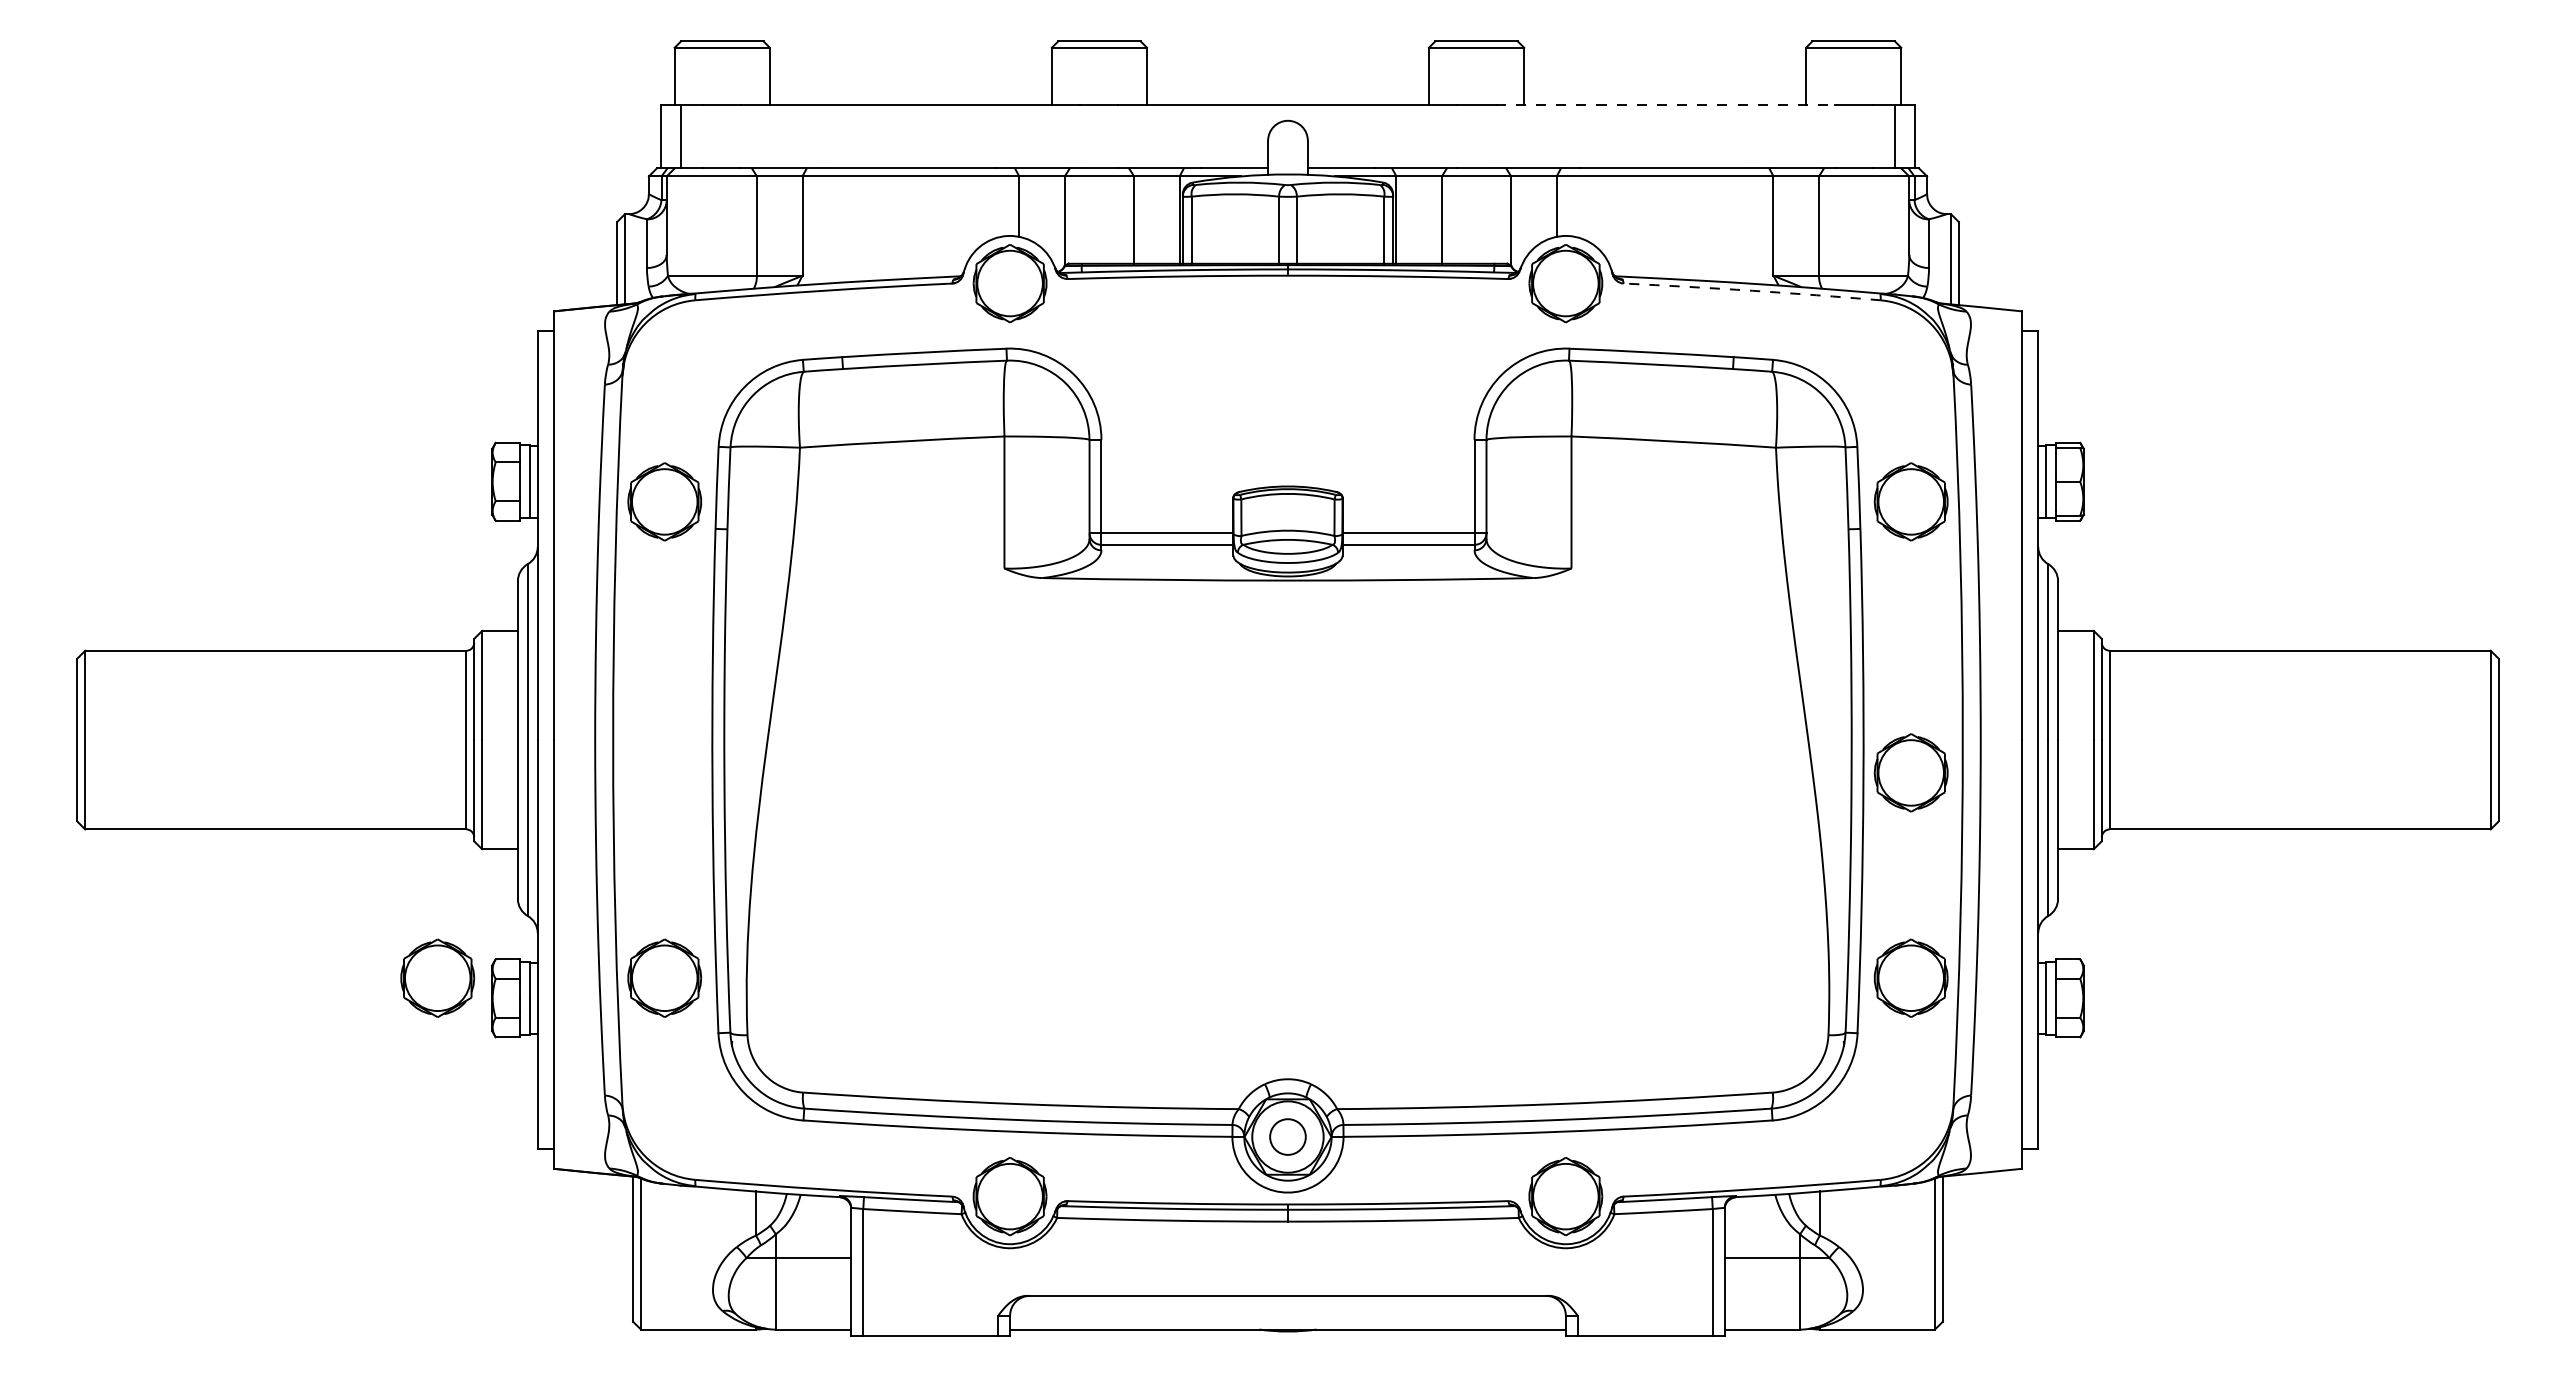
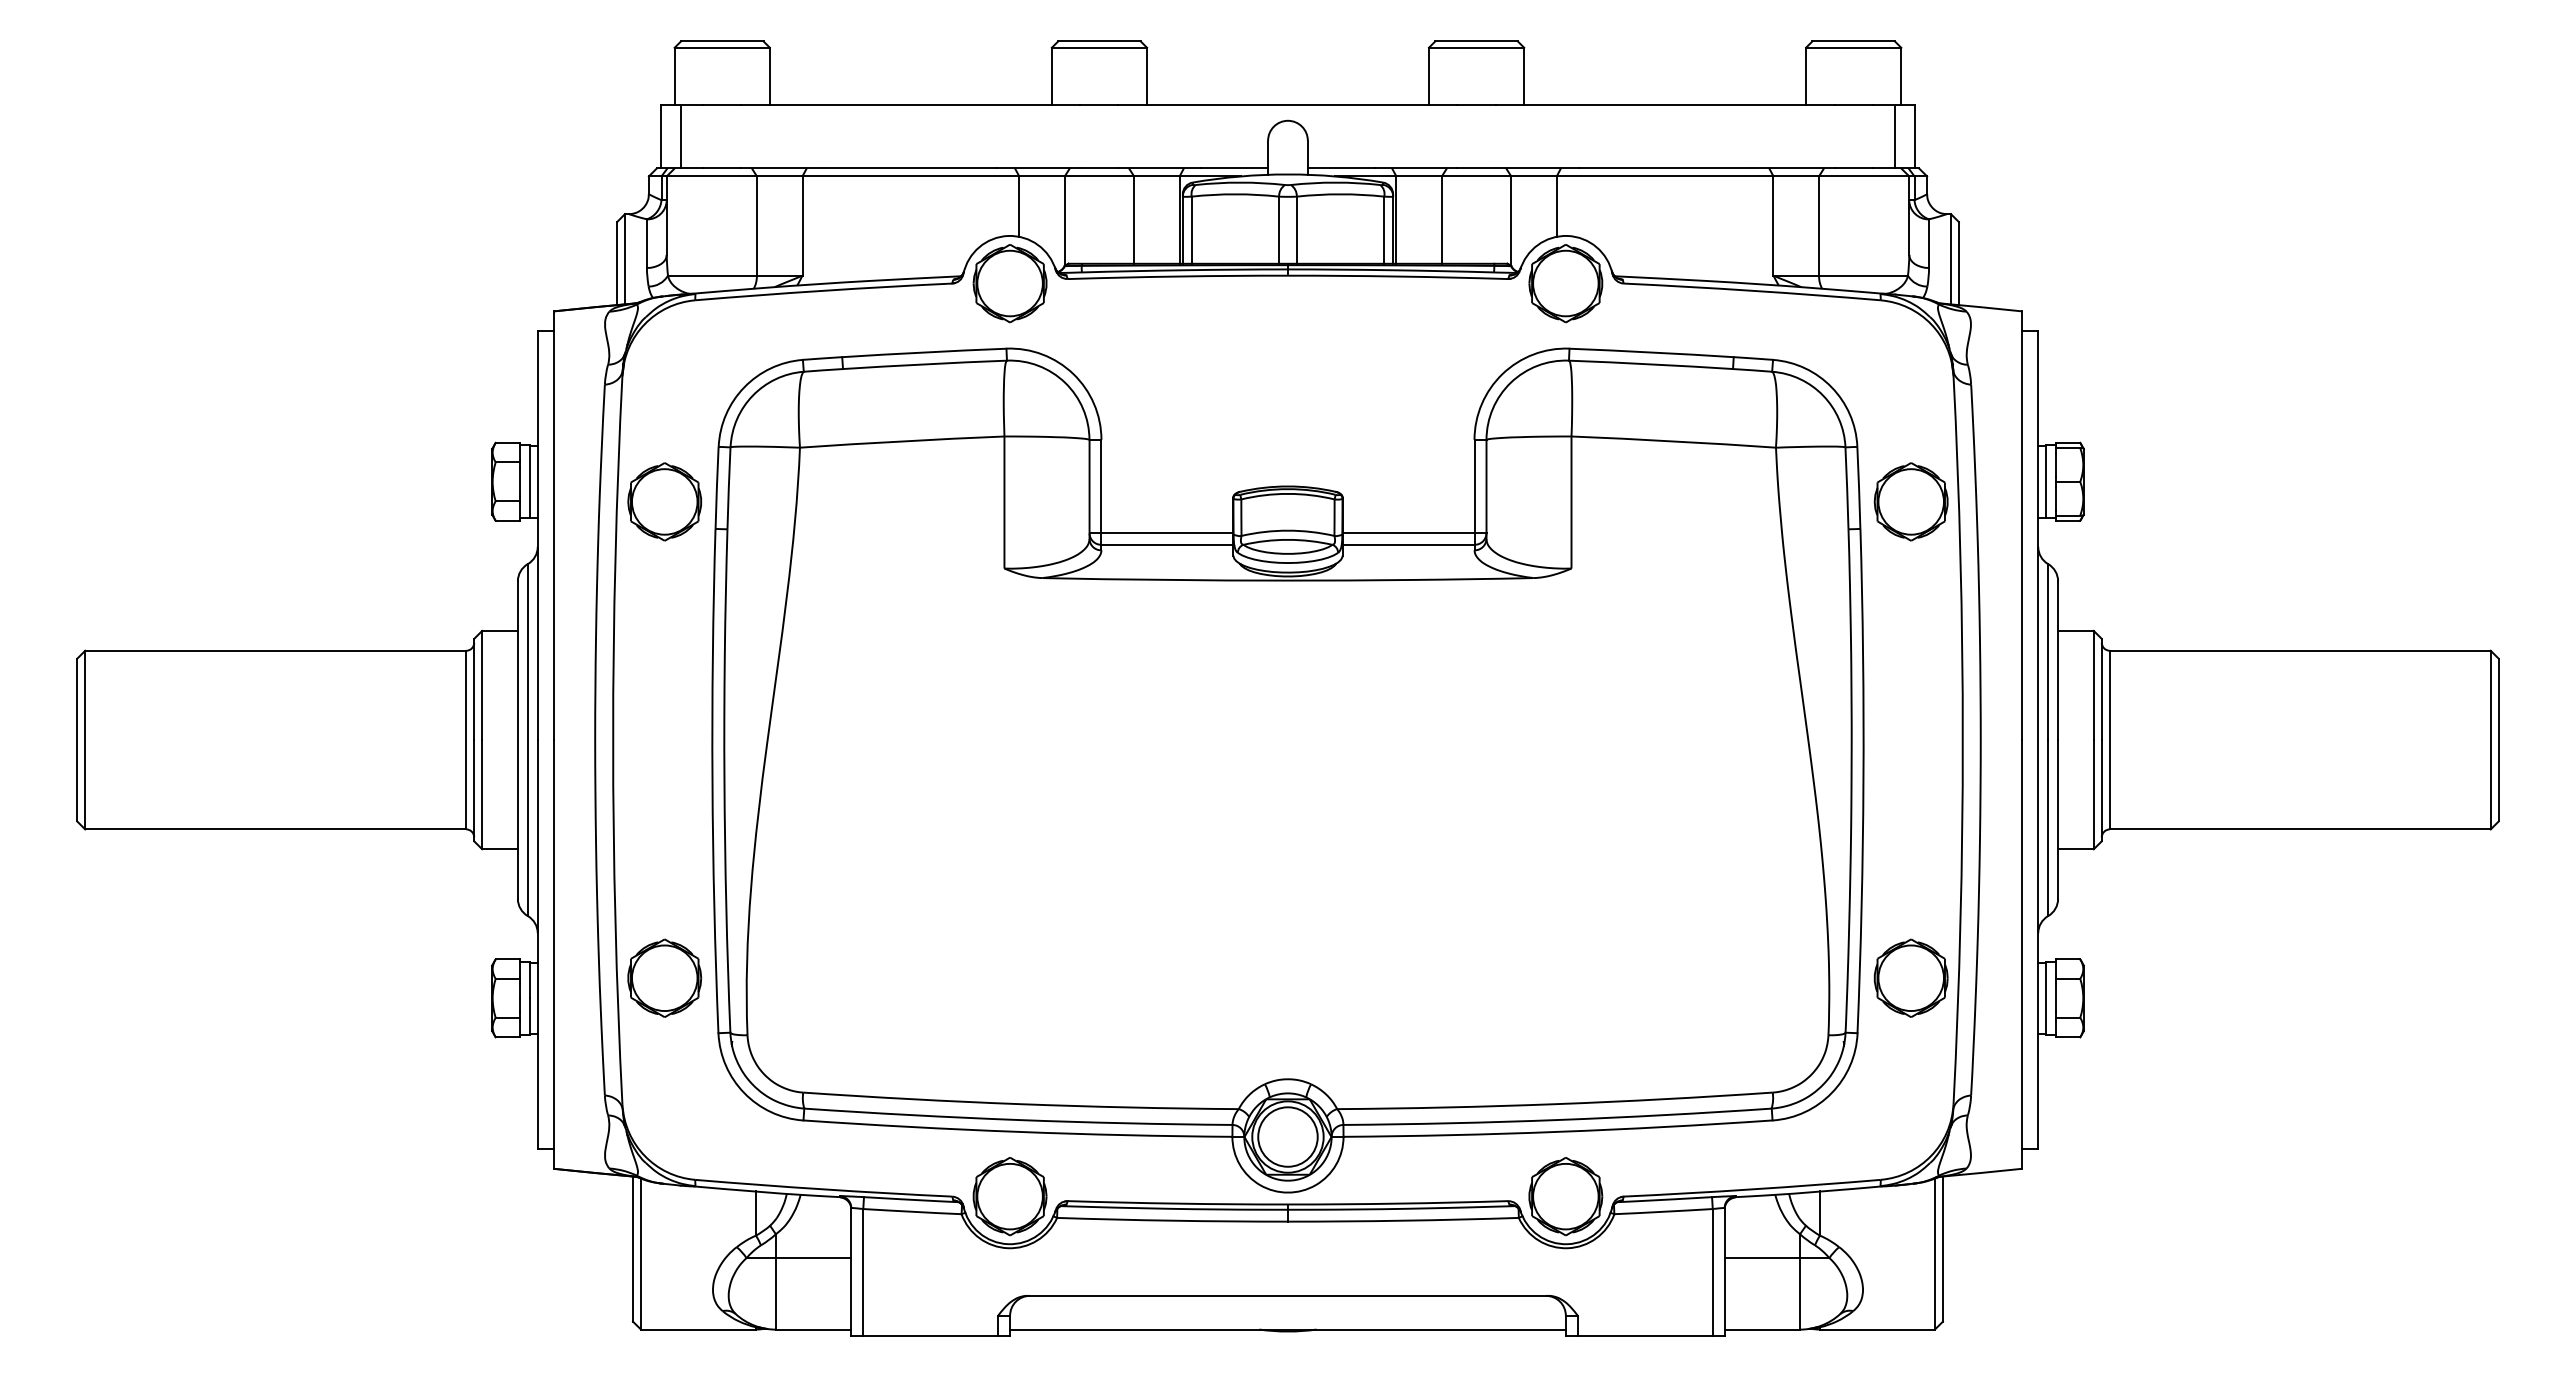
line: dashed -> solid (1665, 104)
arc: dashed -> solid (1752, 290)
part: present -> none (1910, 772)
part: present -> none (437, 977)
circle diameter: 36 px -> 59 px (1287, 1136)
